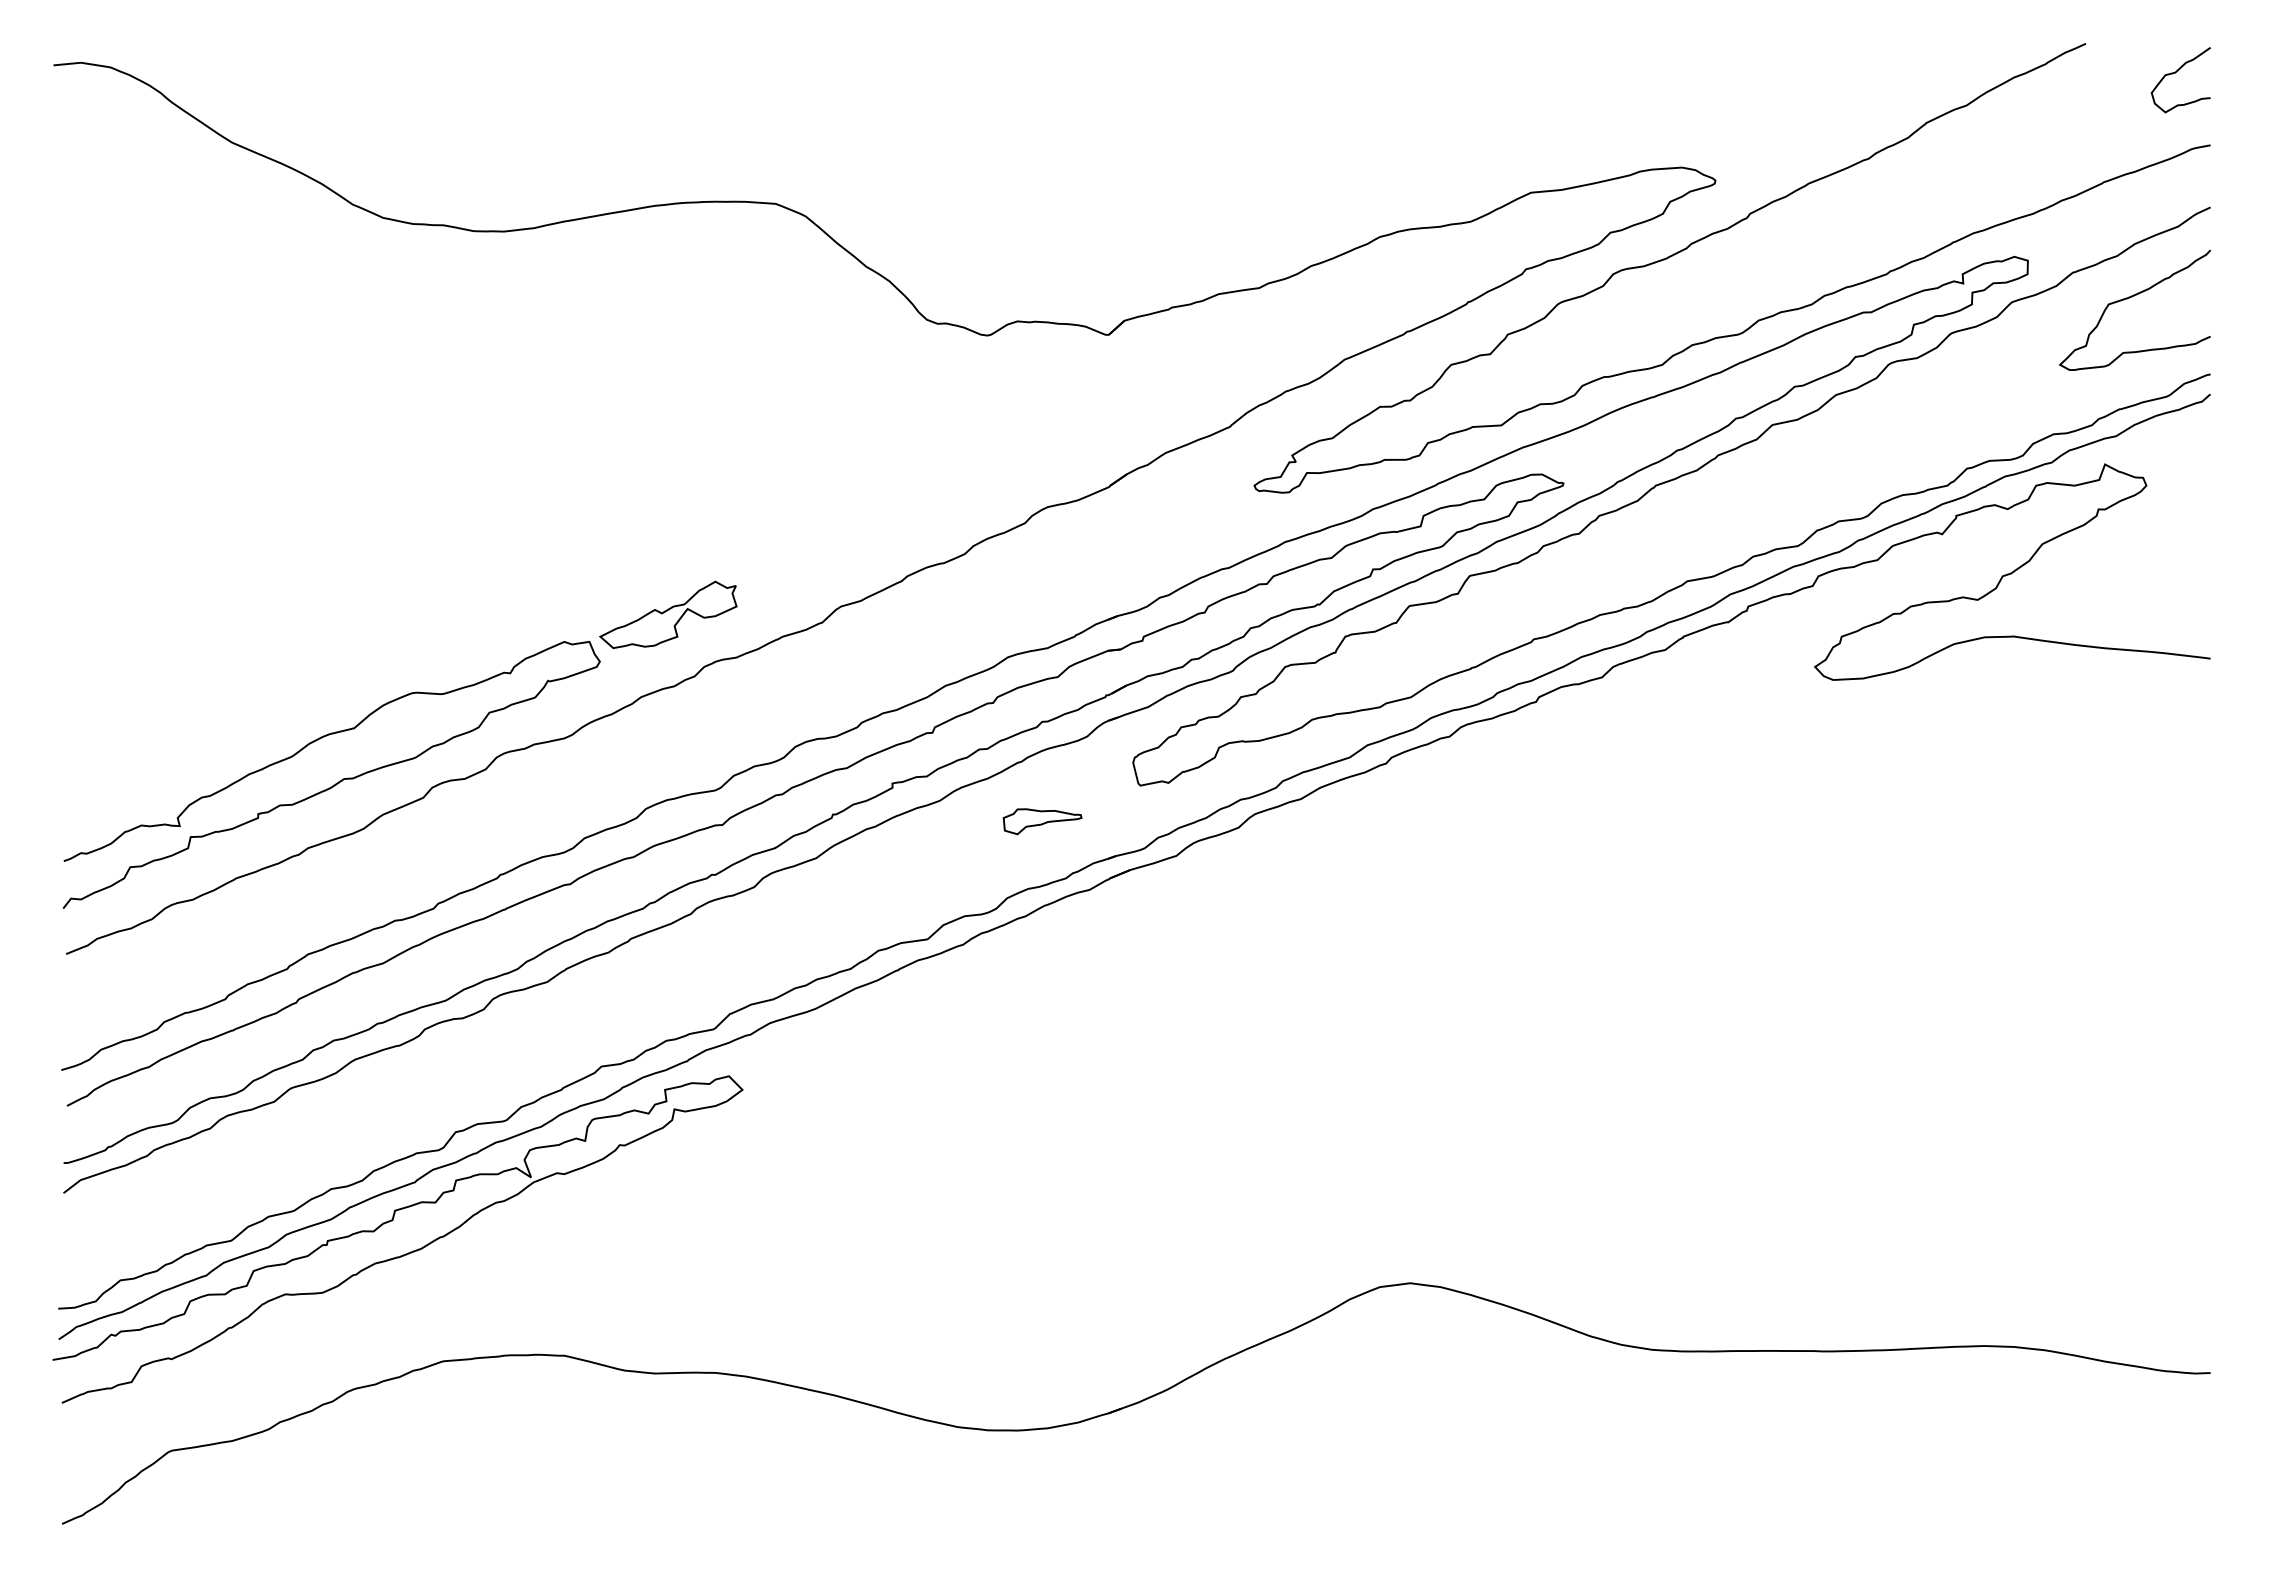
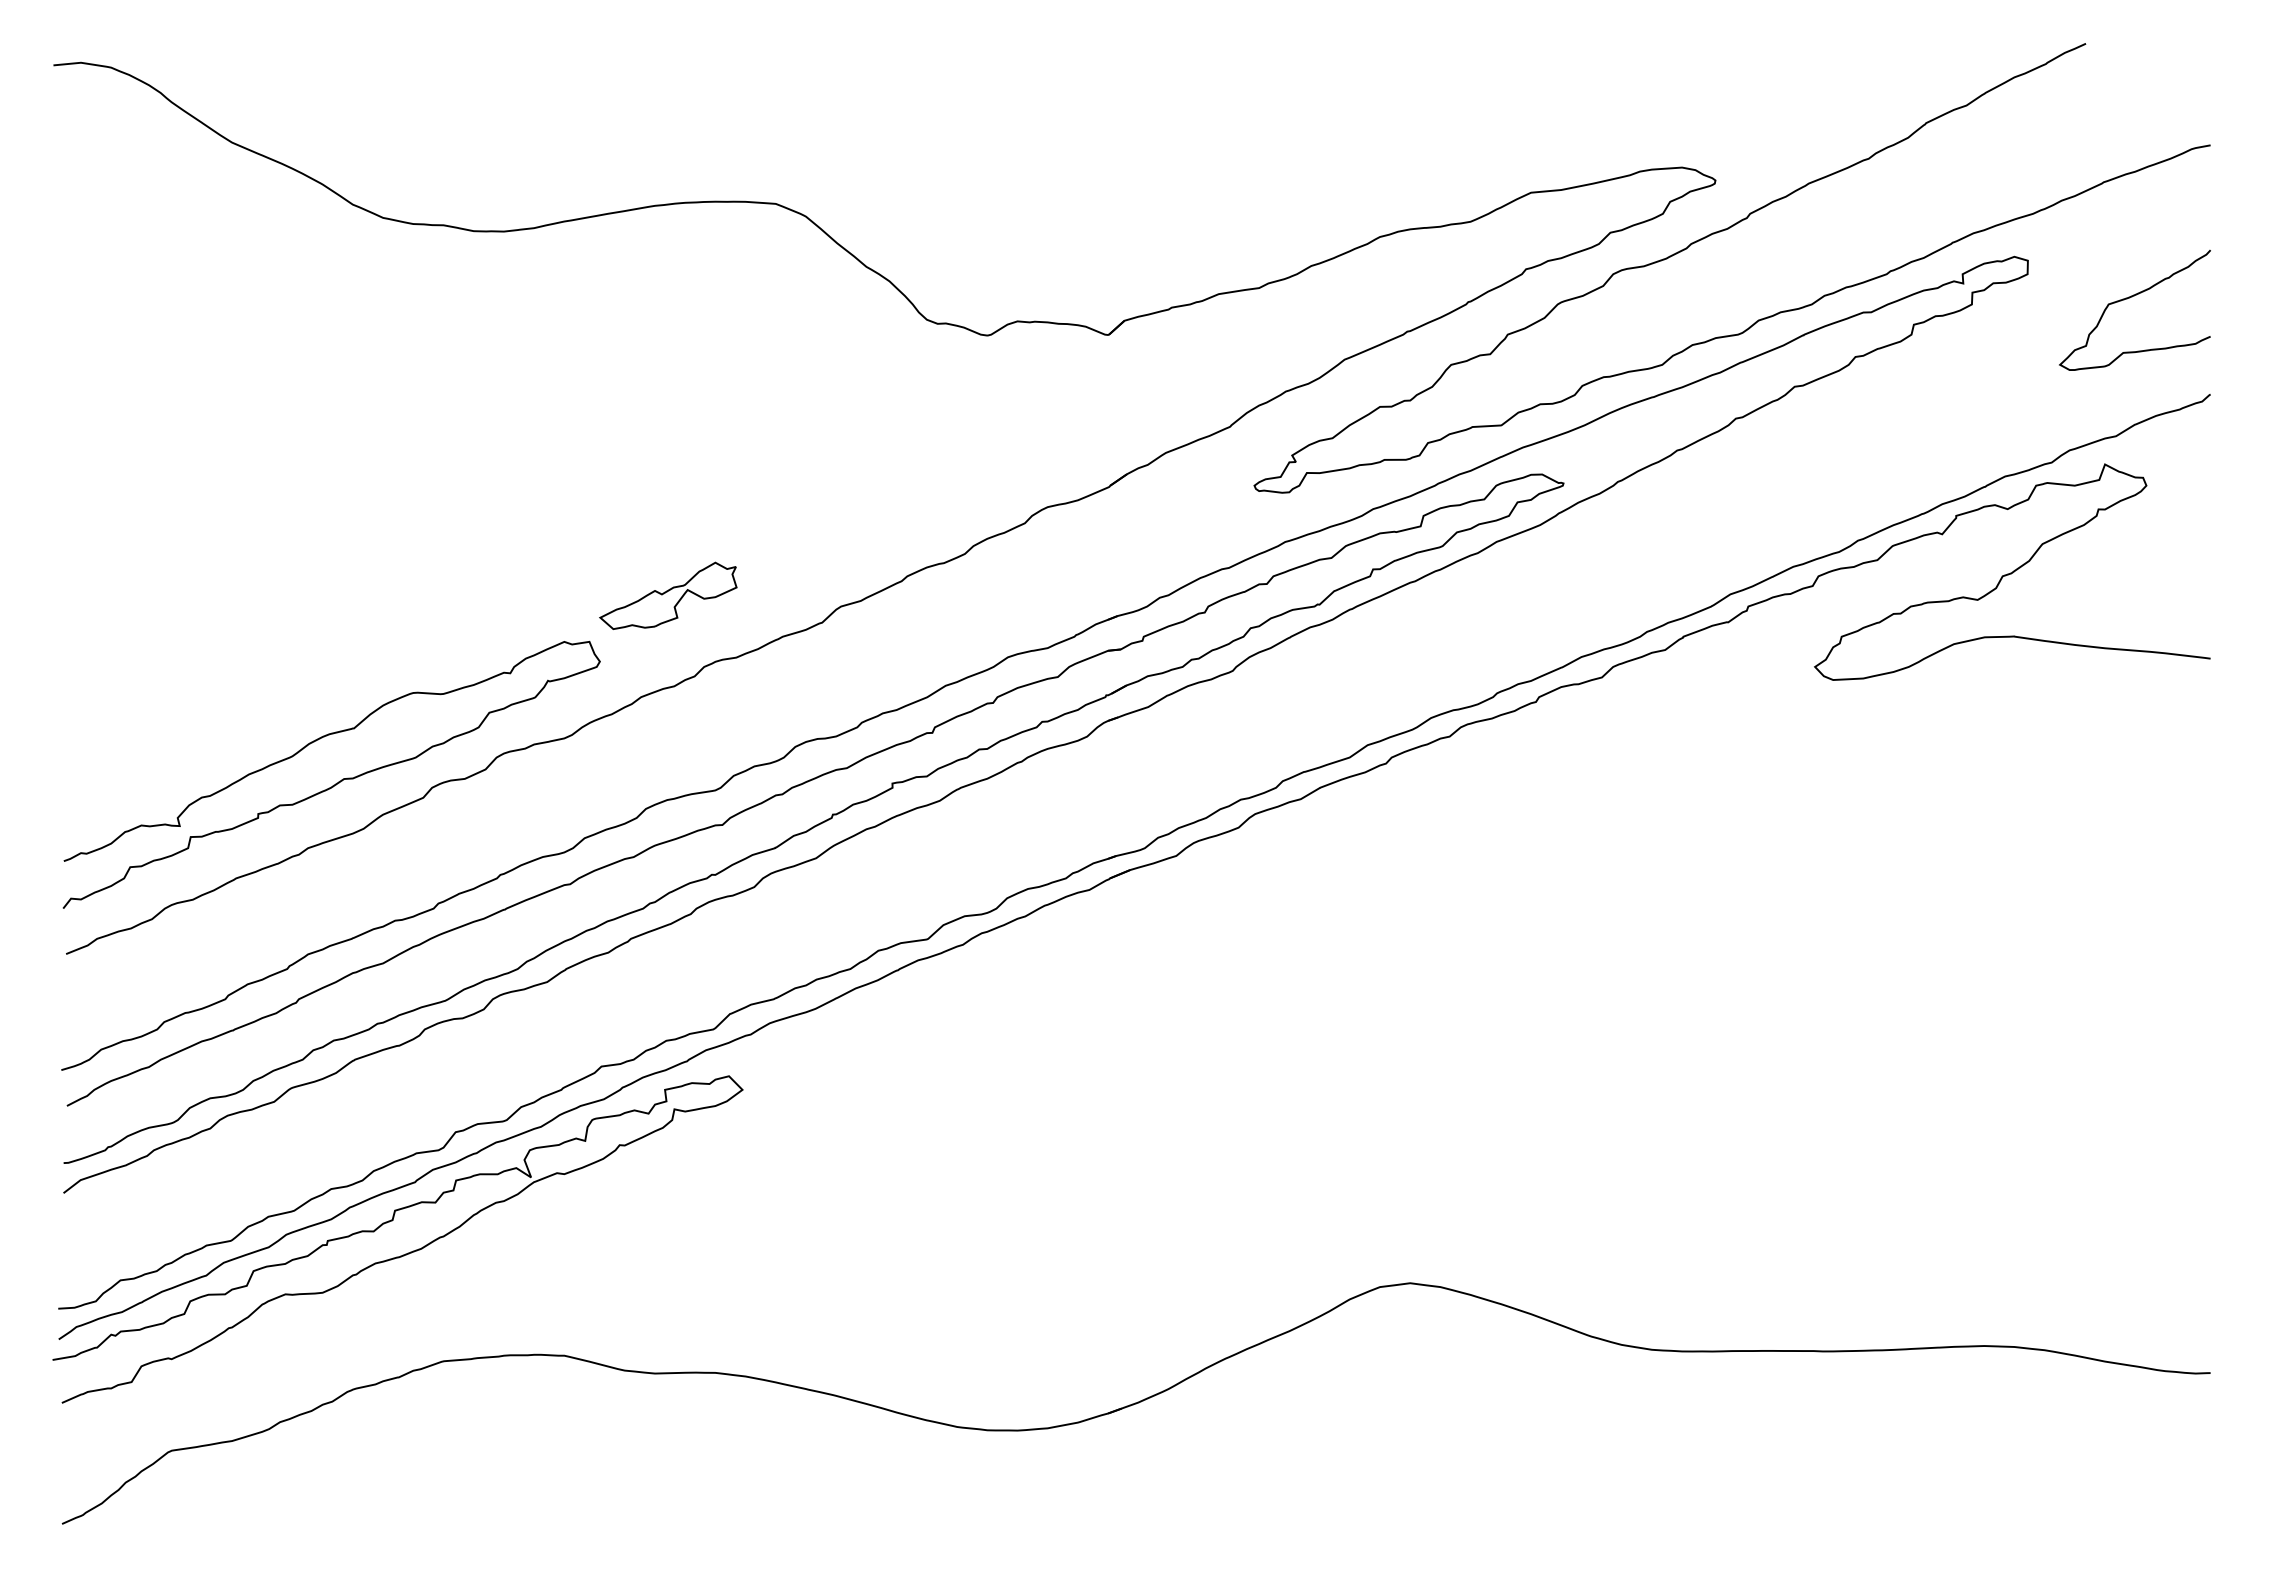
curve: present -> none (2175, 73)
curve: present -> none (1668, 482)
part position: (668, 614) -> (668, 595) (668, 595)
part: present -> none (1042, 821)
